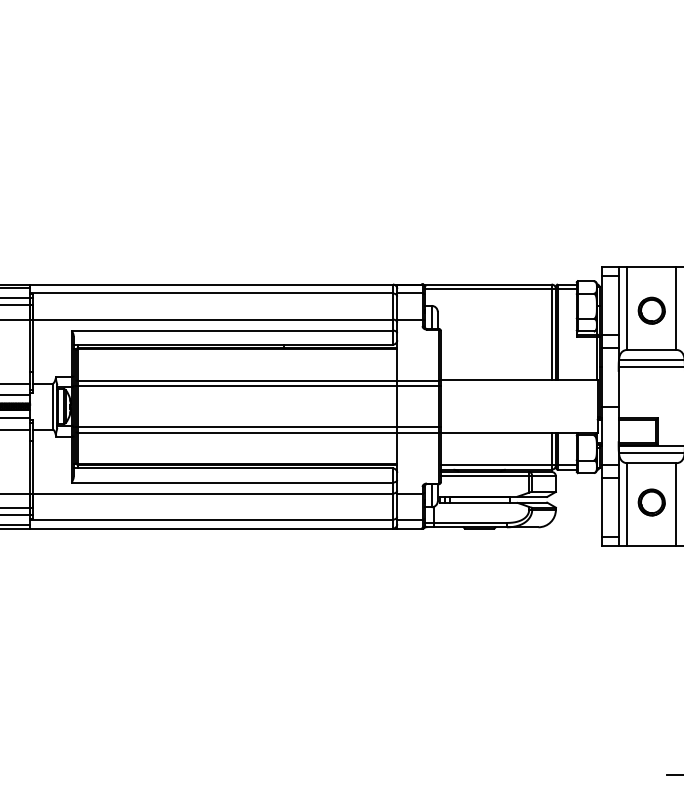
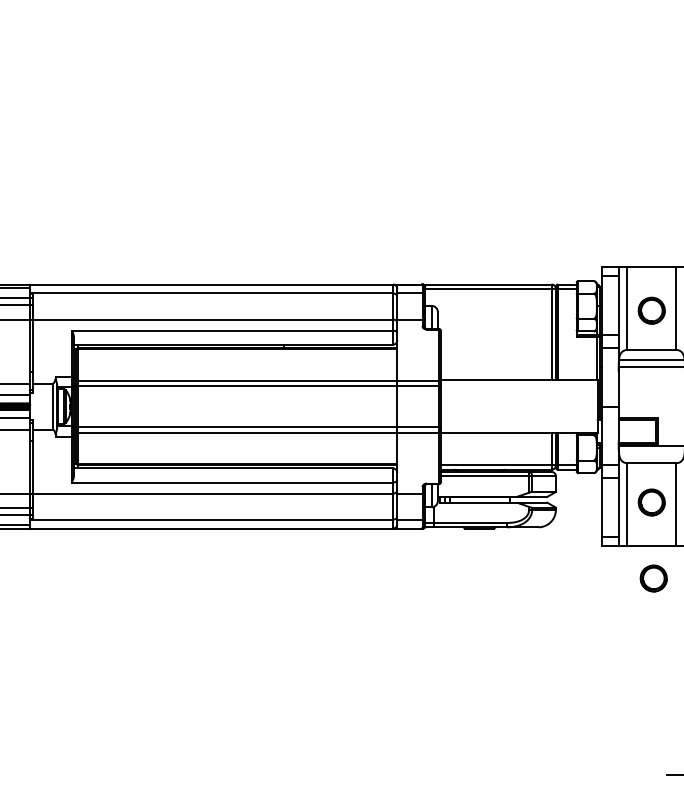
line: present -> none (649, 453)
part: none -> present (653, 578)
